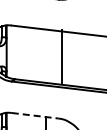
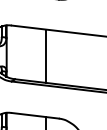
line position: (61, 55) -> (45, 55) (45, 55)
line: dashed -> solid (35, 115)
